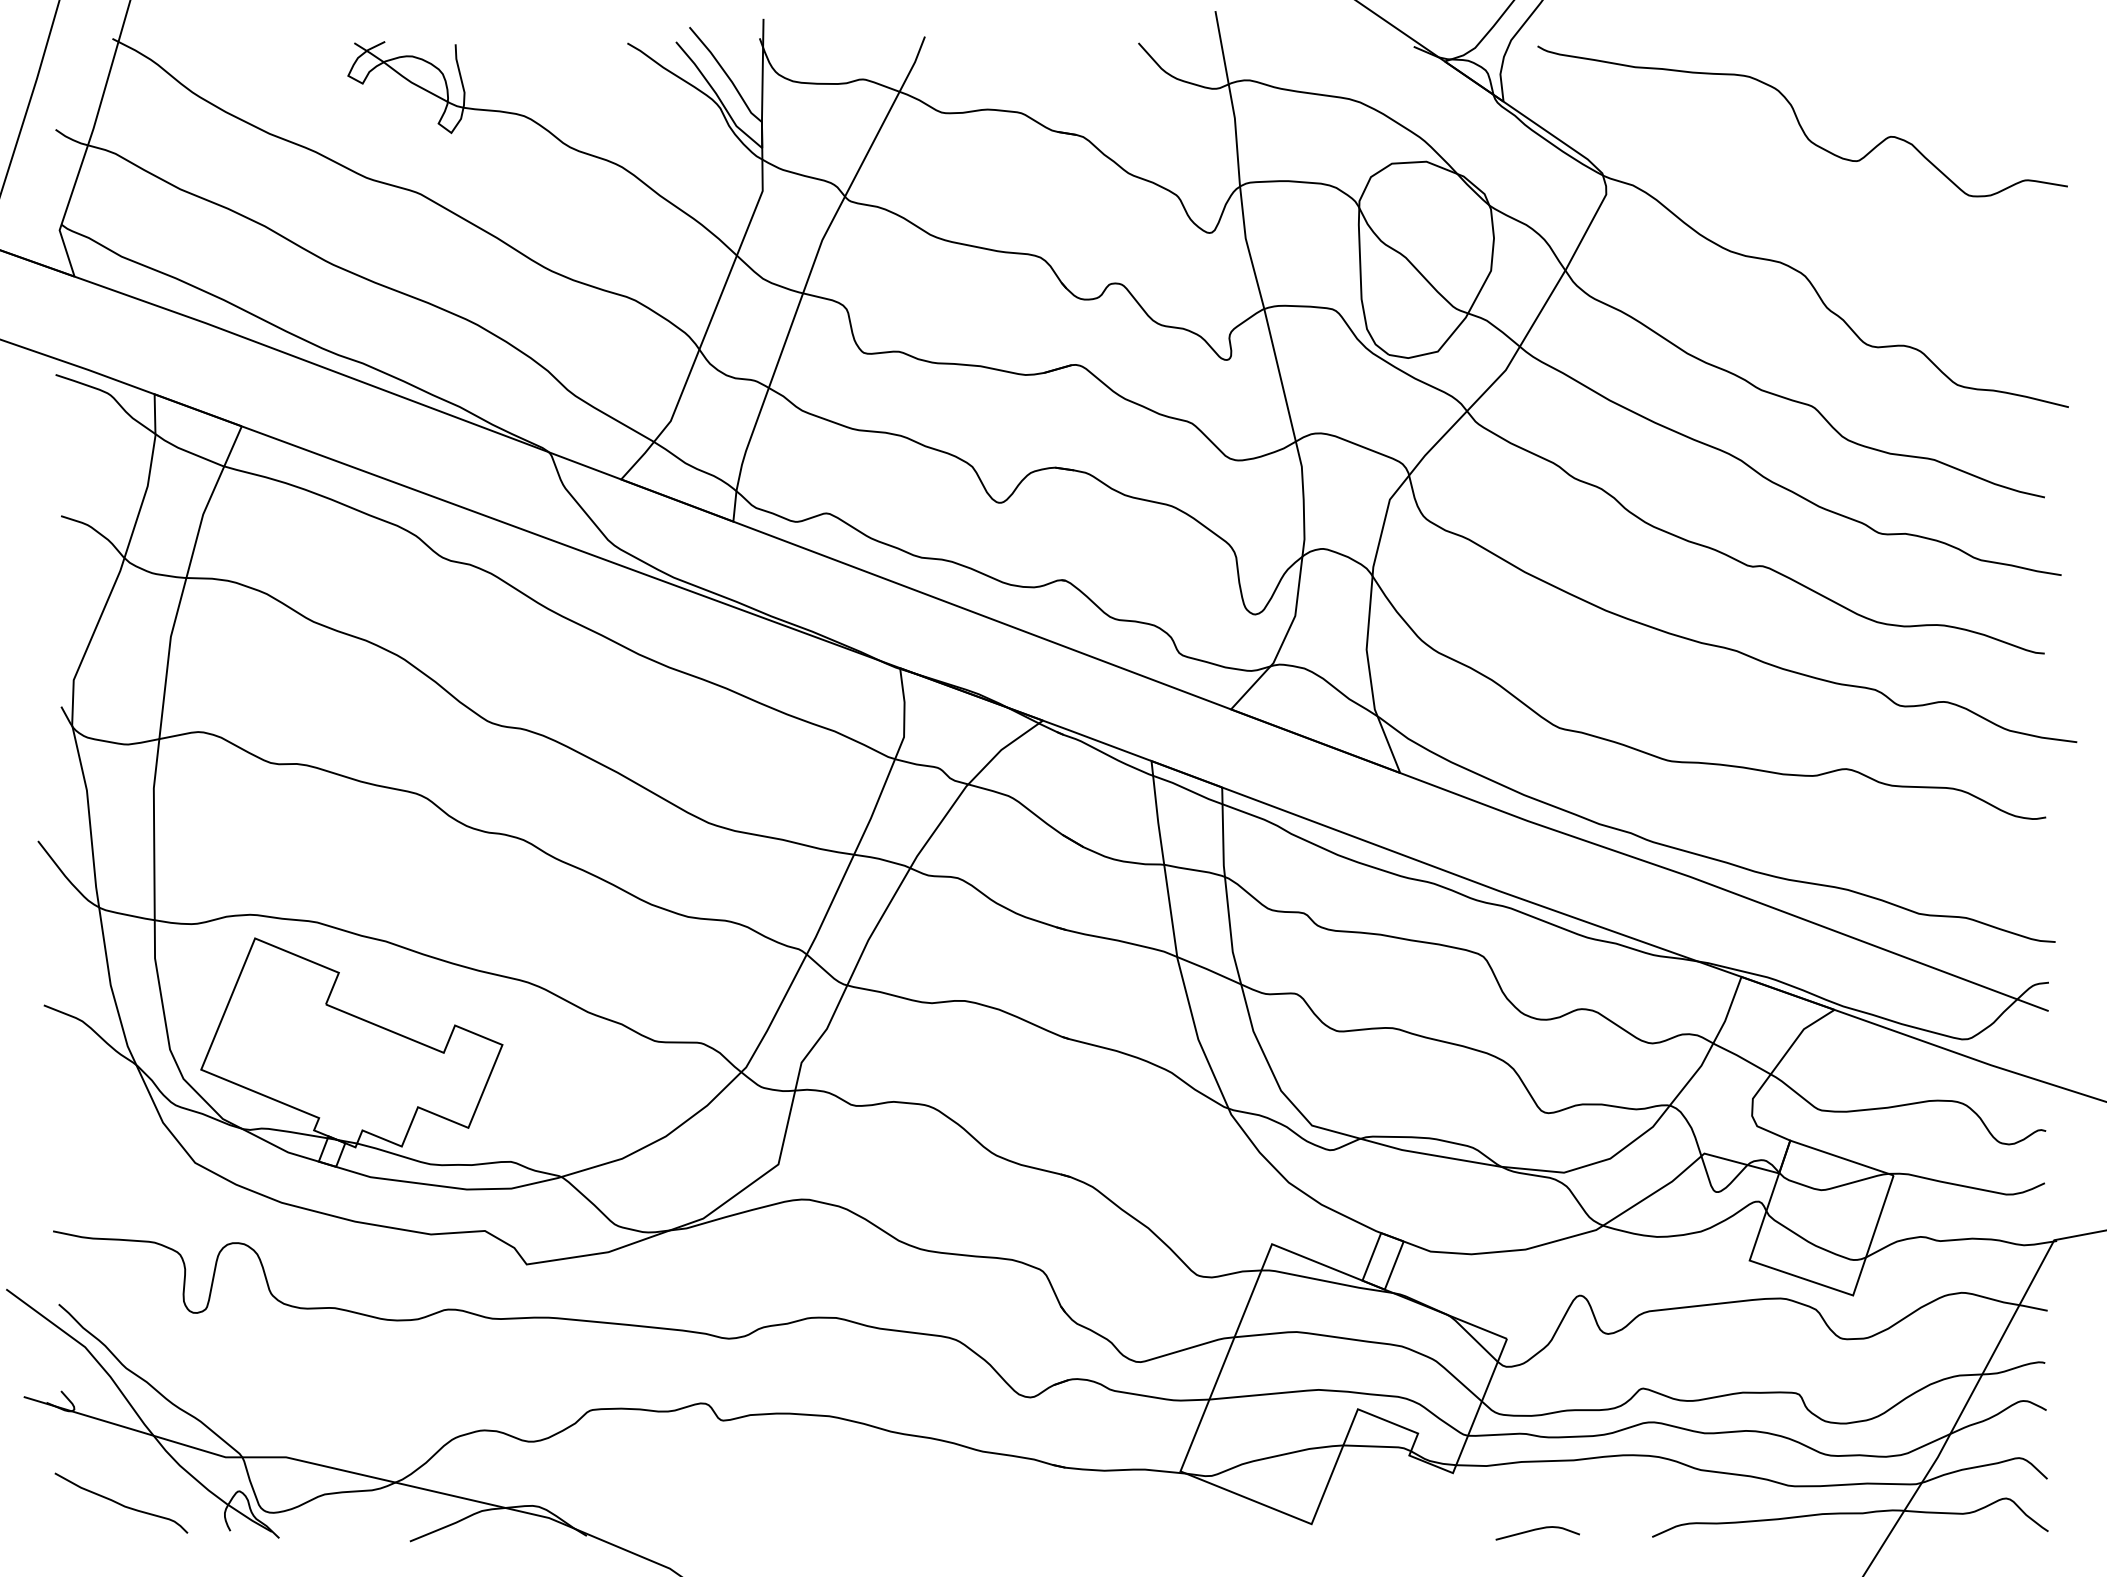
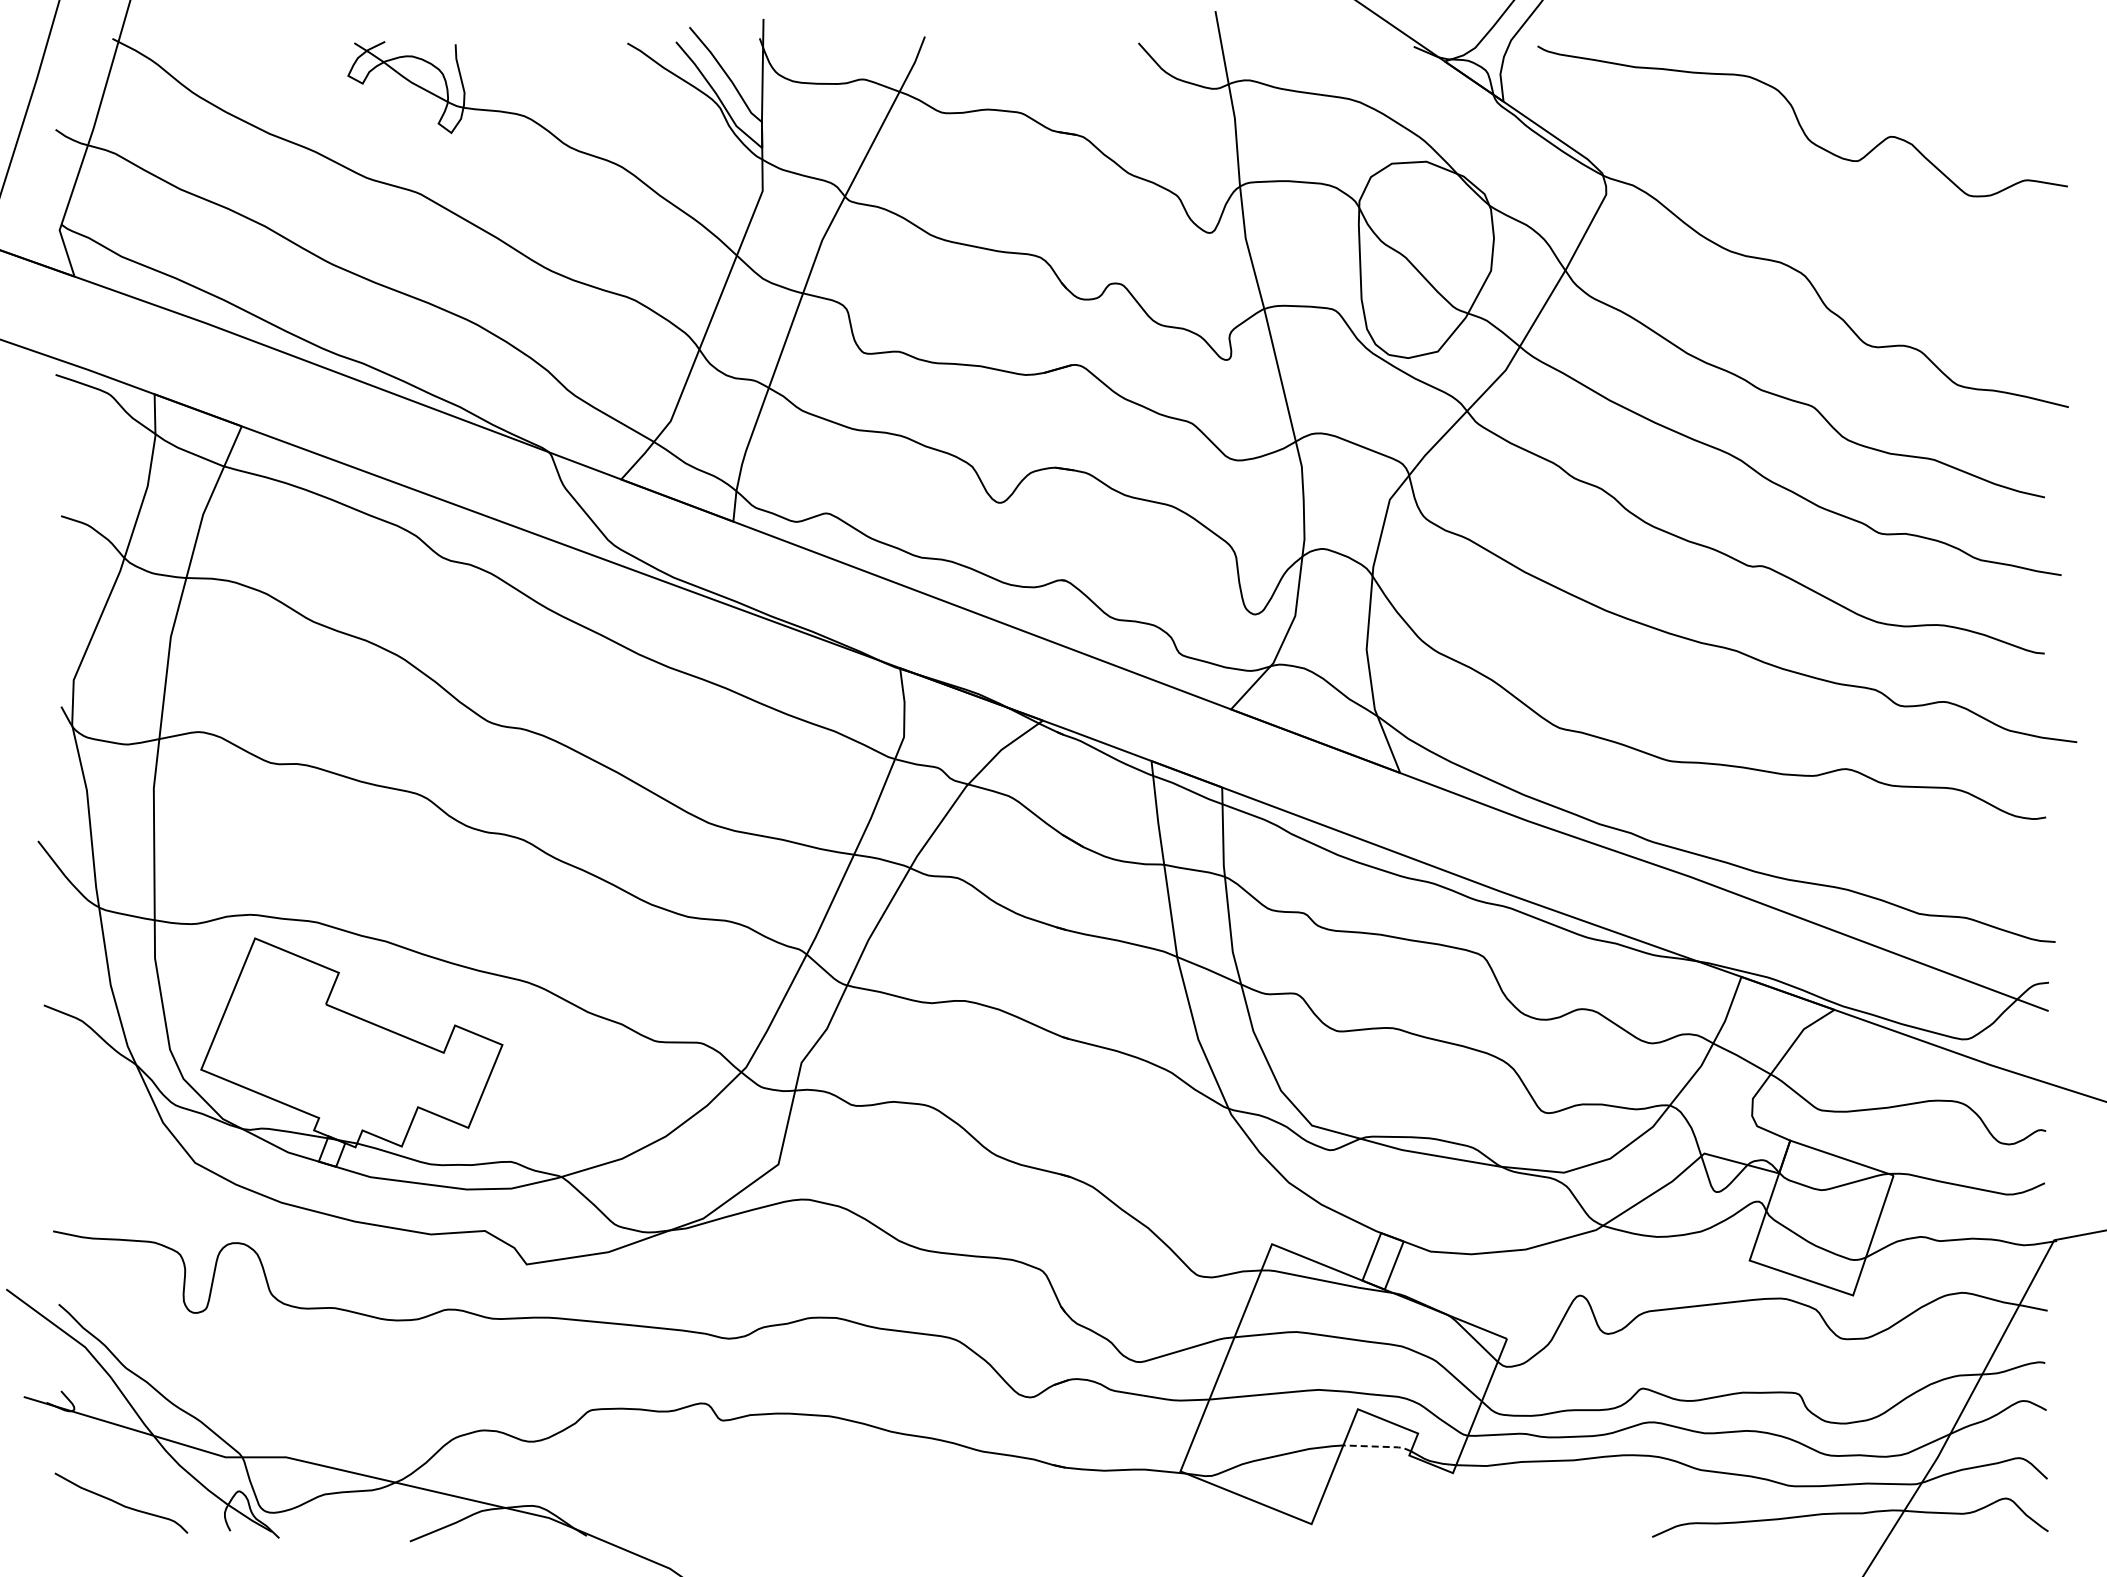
line: solid -> dashed (1378, 1446)
curve: present -> none (1536, 1530)
